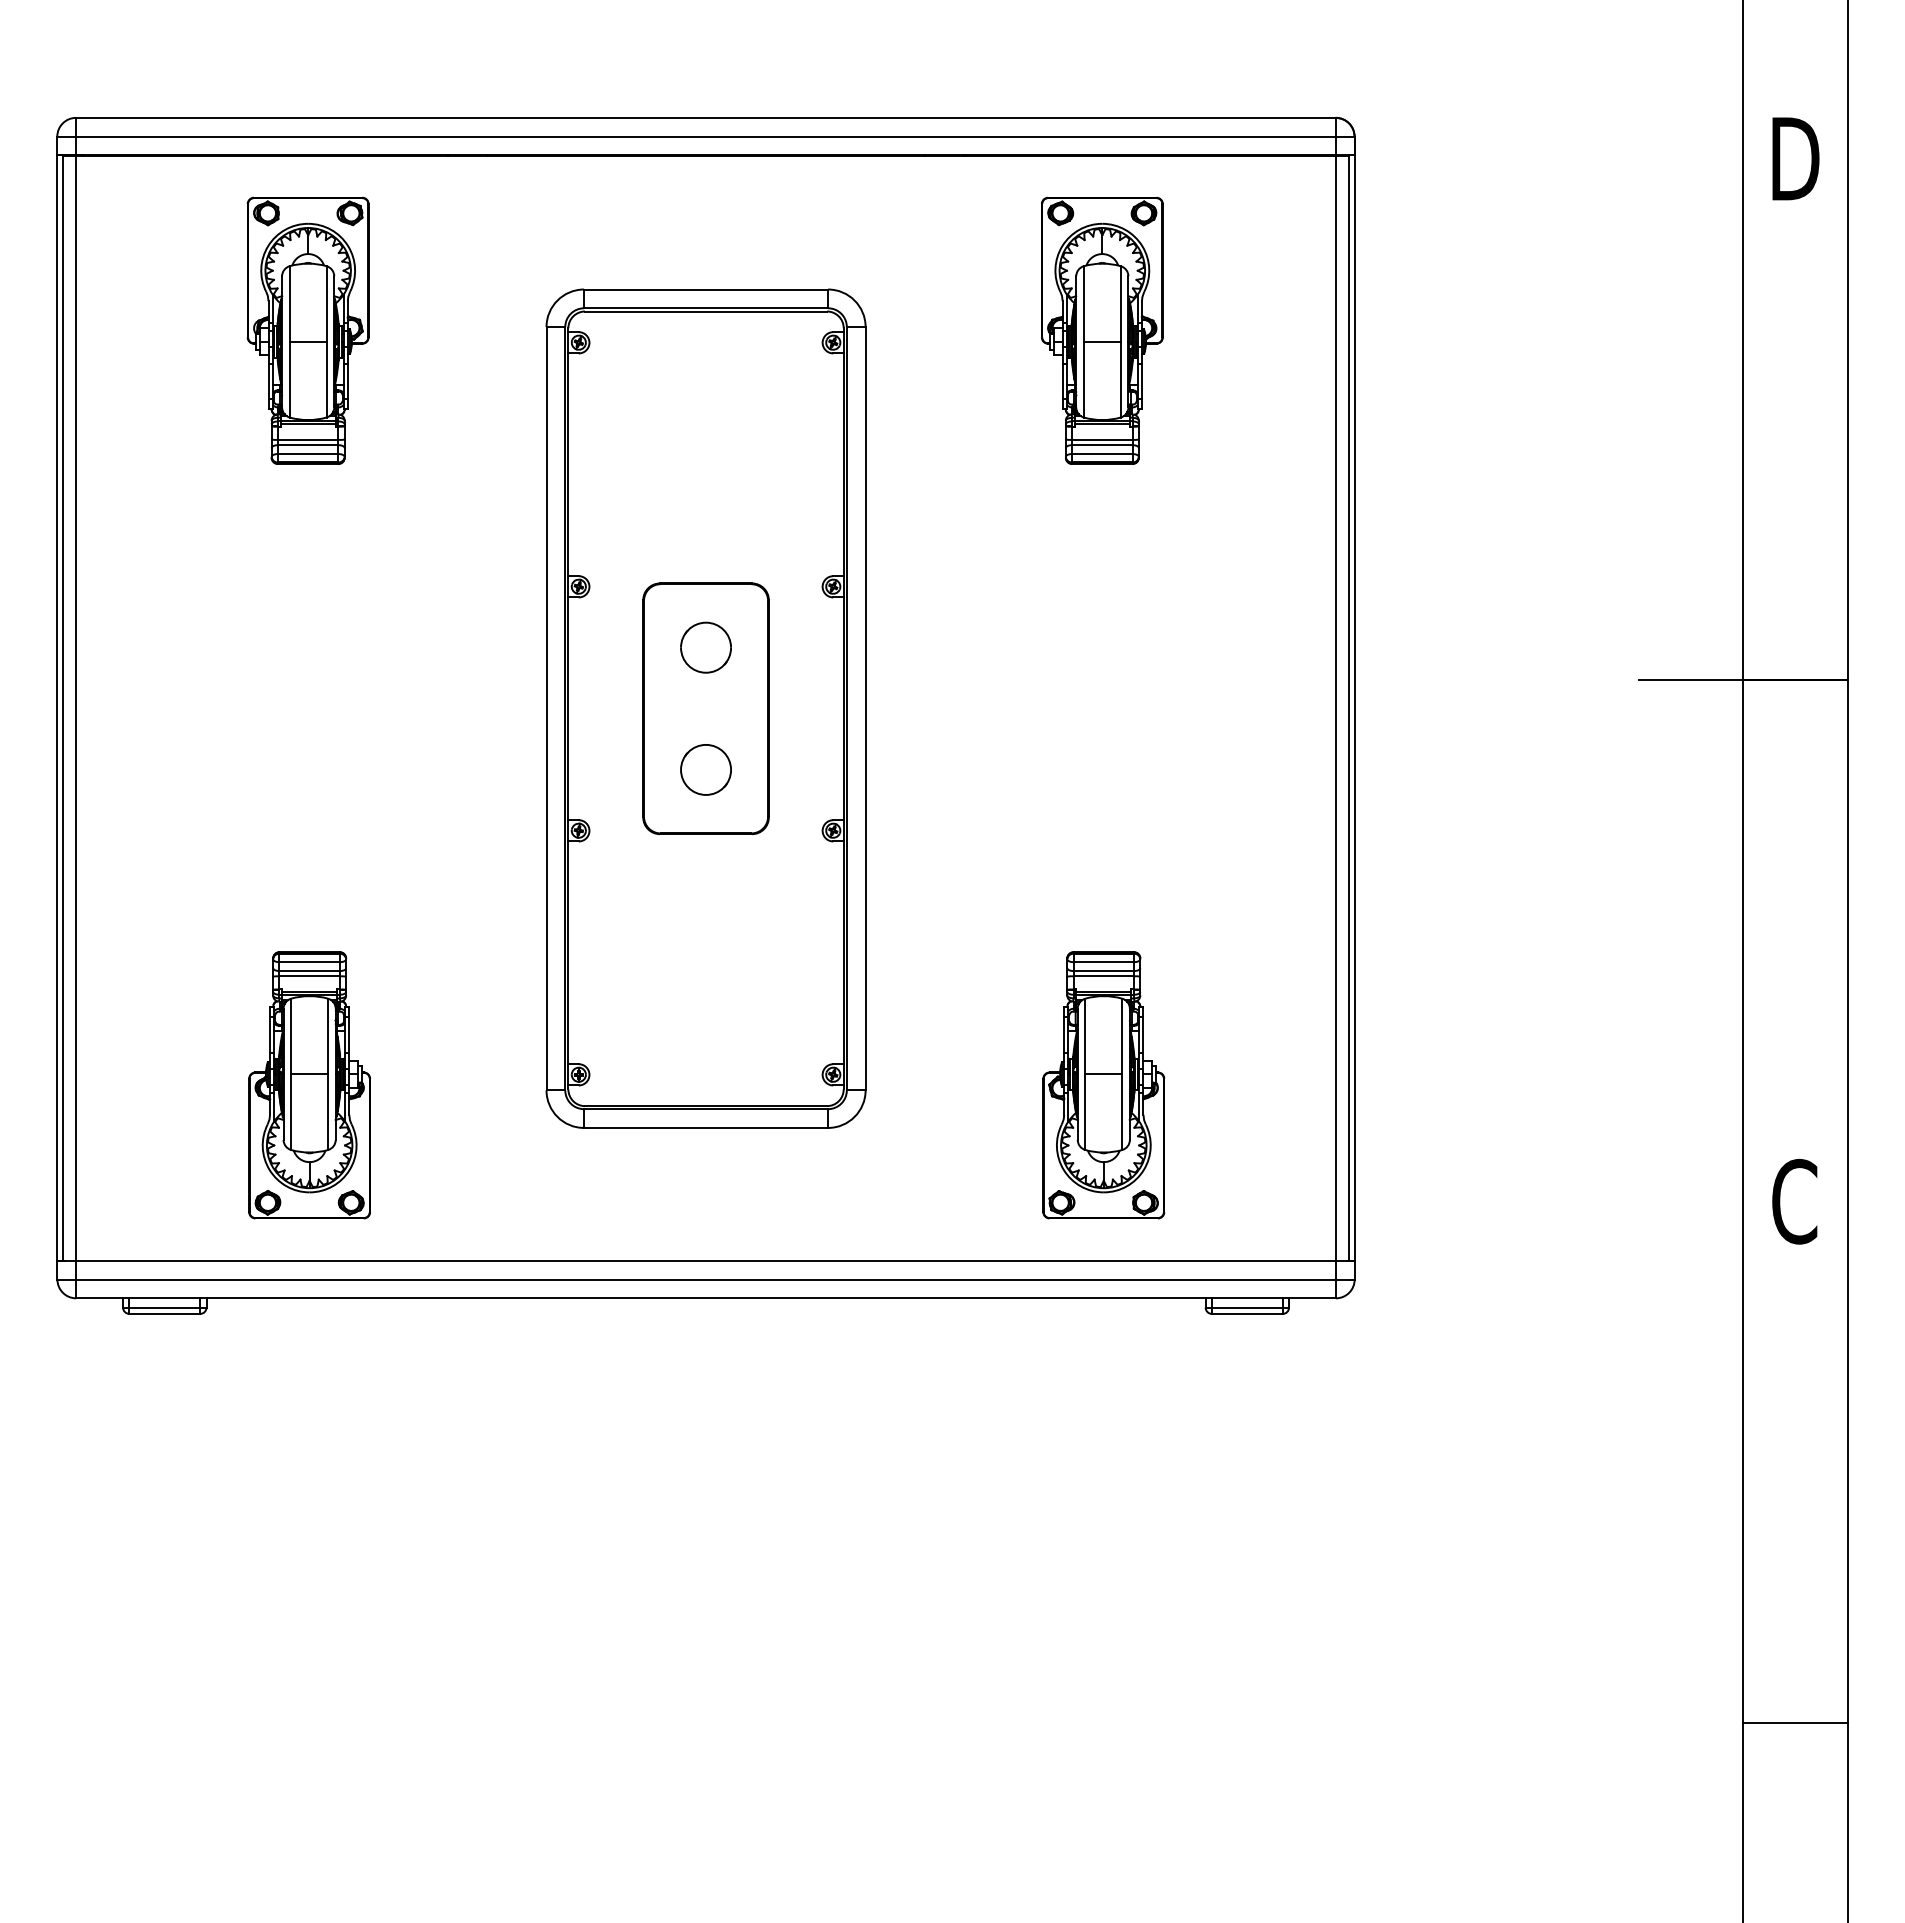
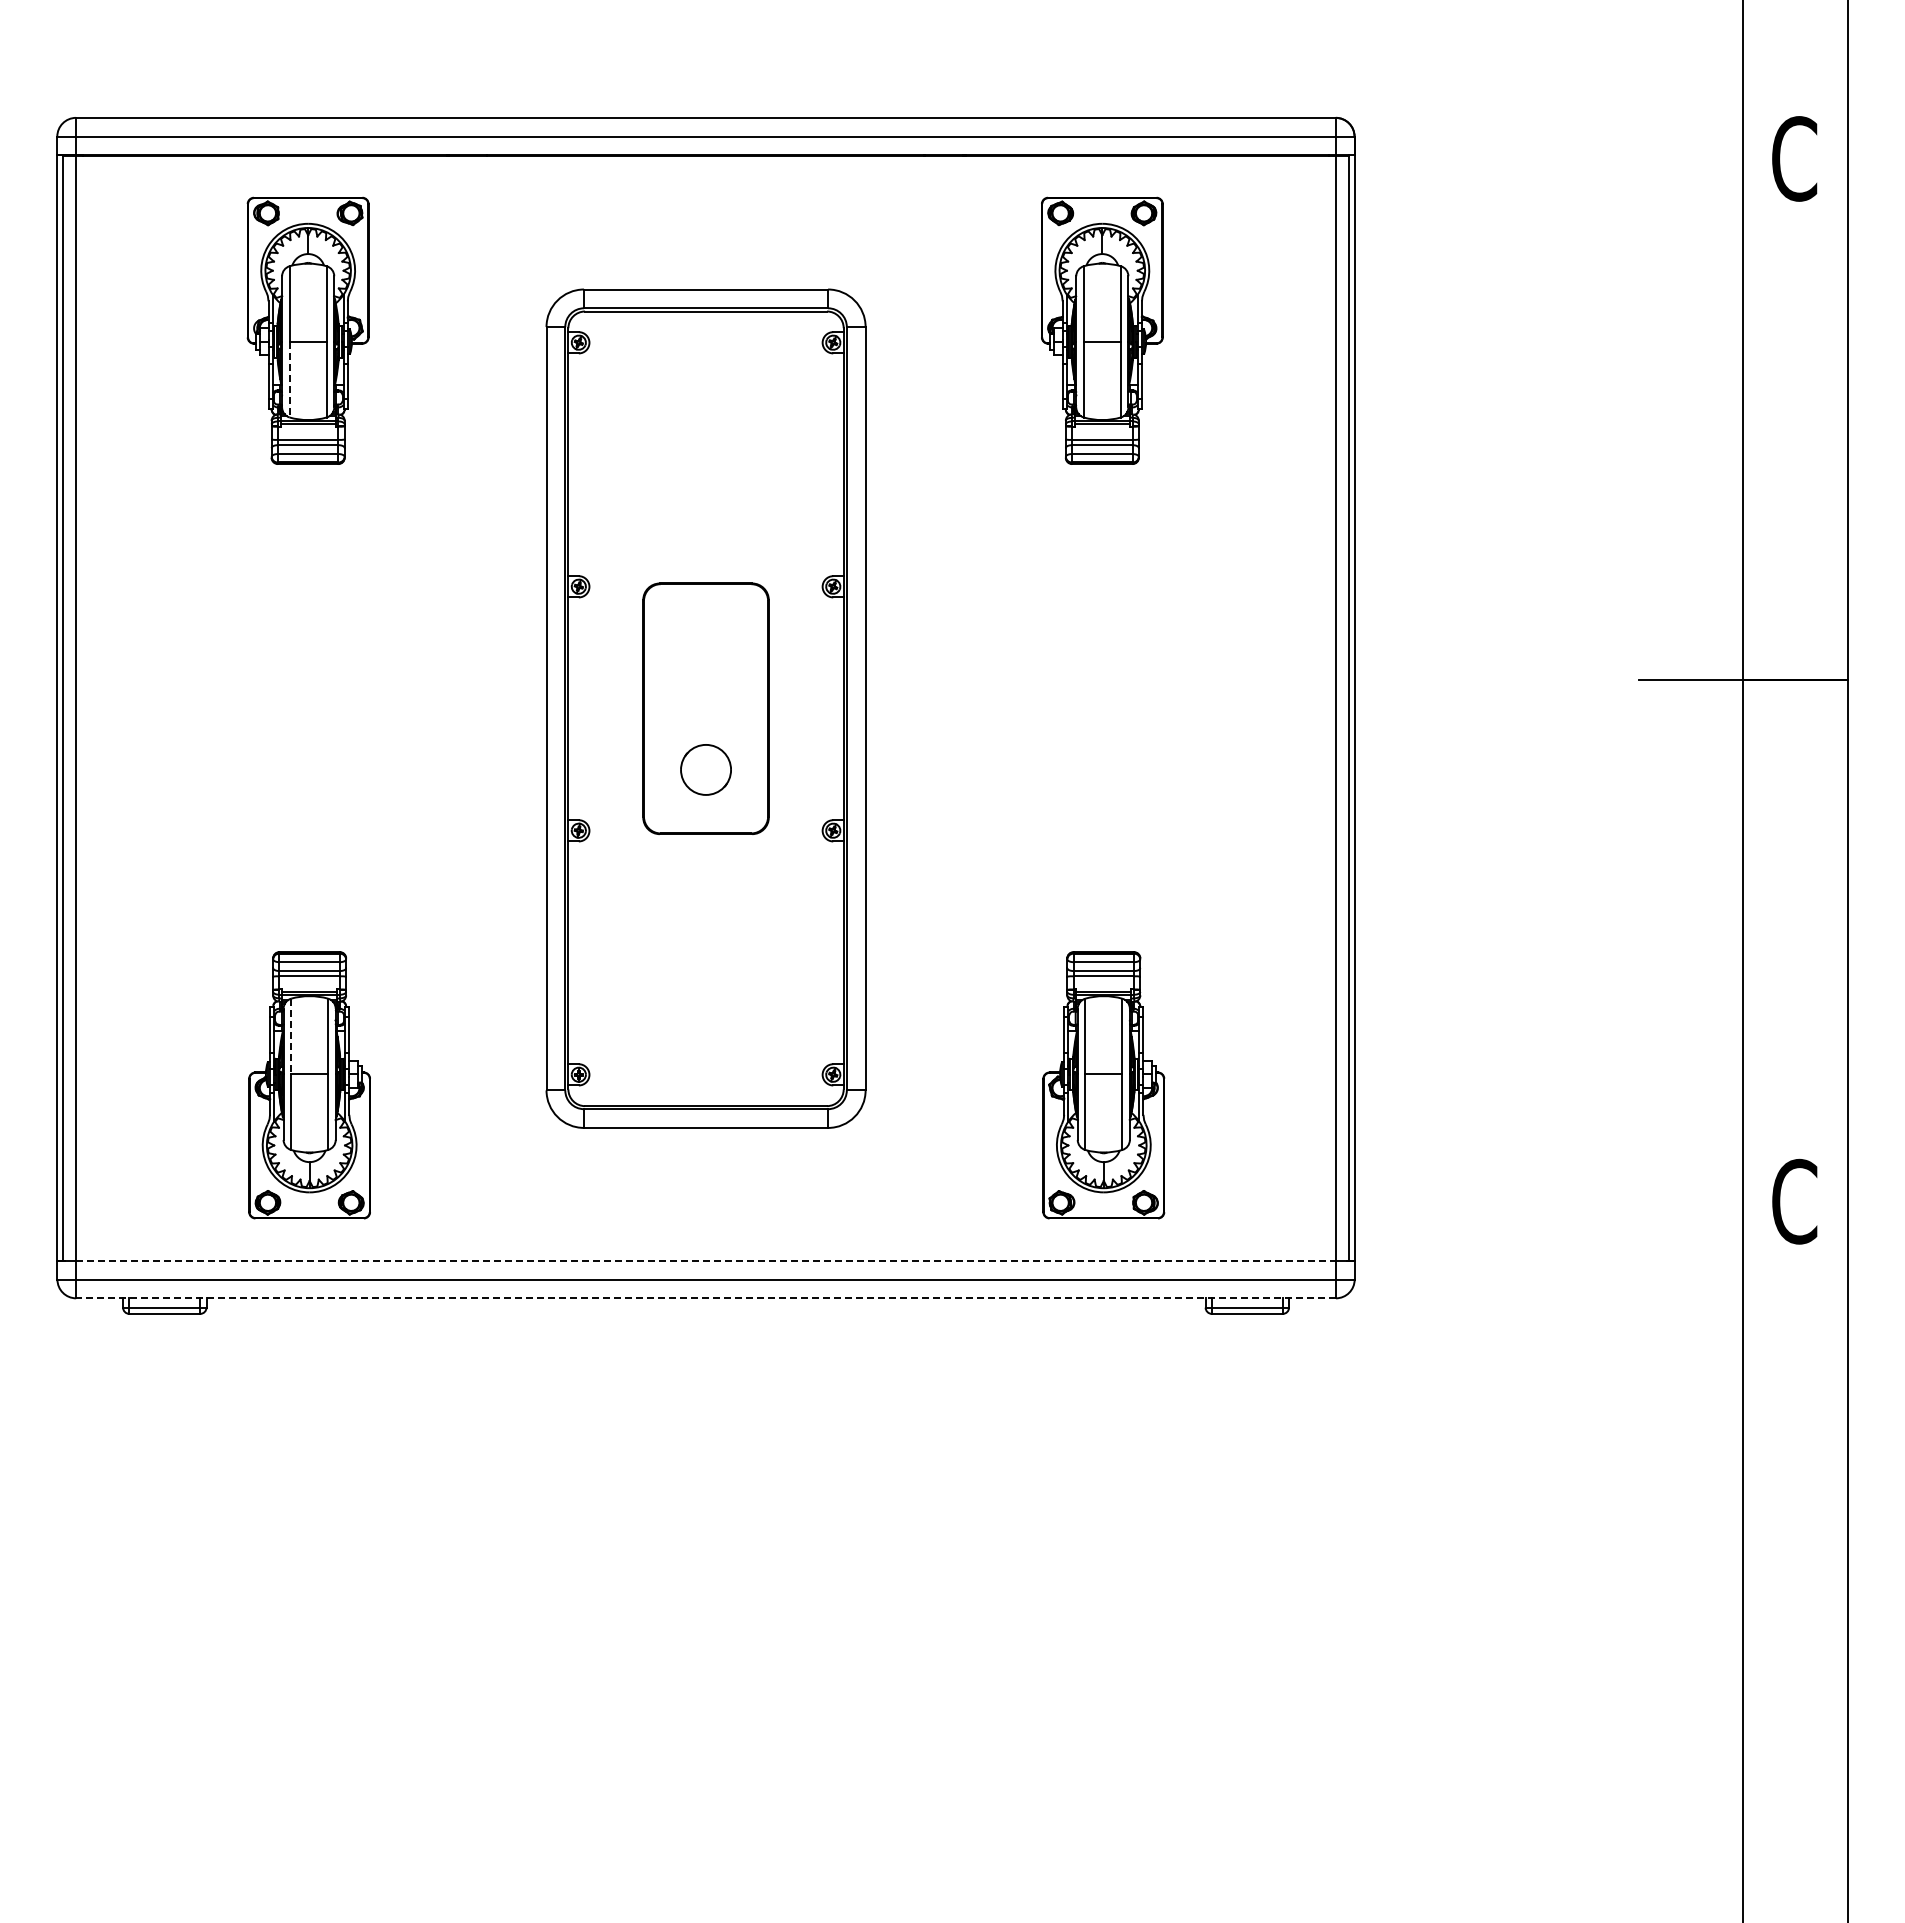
text: D -> C (1795, 158)
line: solid -> dashed (289, 379)
part: present -> none (705, 647)
line: solid -> dashed (291, 1036)
line: solid -> dashed (706, 1260)
line: solid -> dashed (706, 1298)
line: present -> none (1795, 1722)
